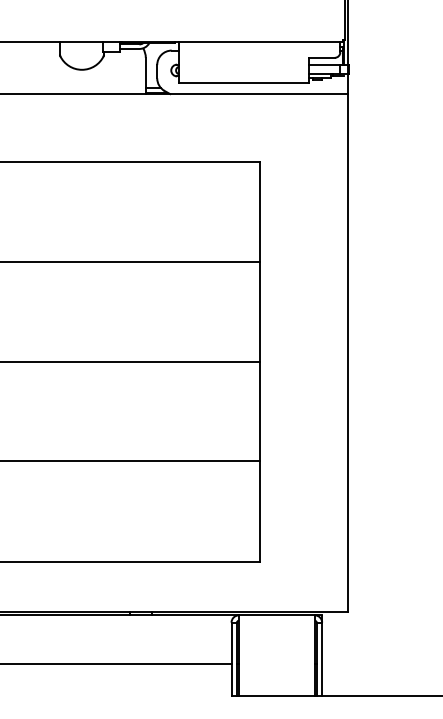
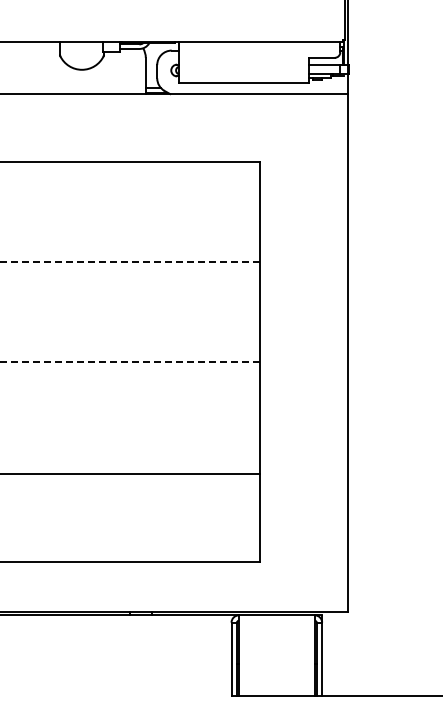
line: solid -> dashed (129, 261)
line: solid -> dashed (129, 361)
line position: (130, 461) -> (130, 474) (130, 474)
line: present -> none (116, 664)
